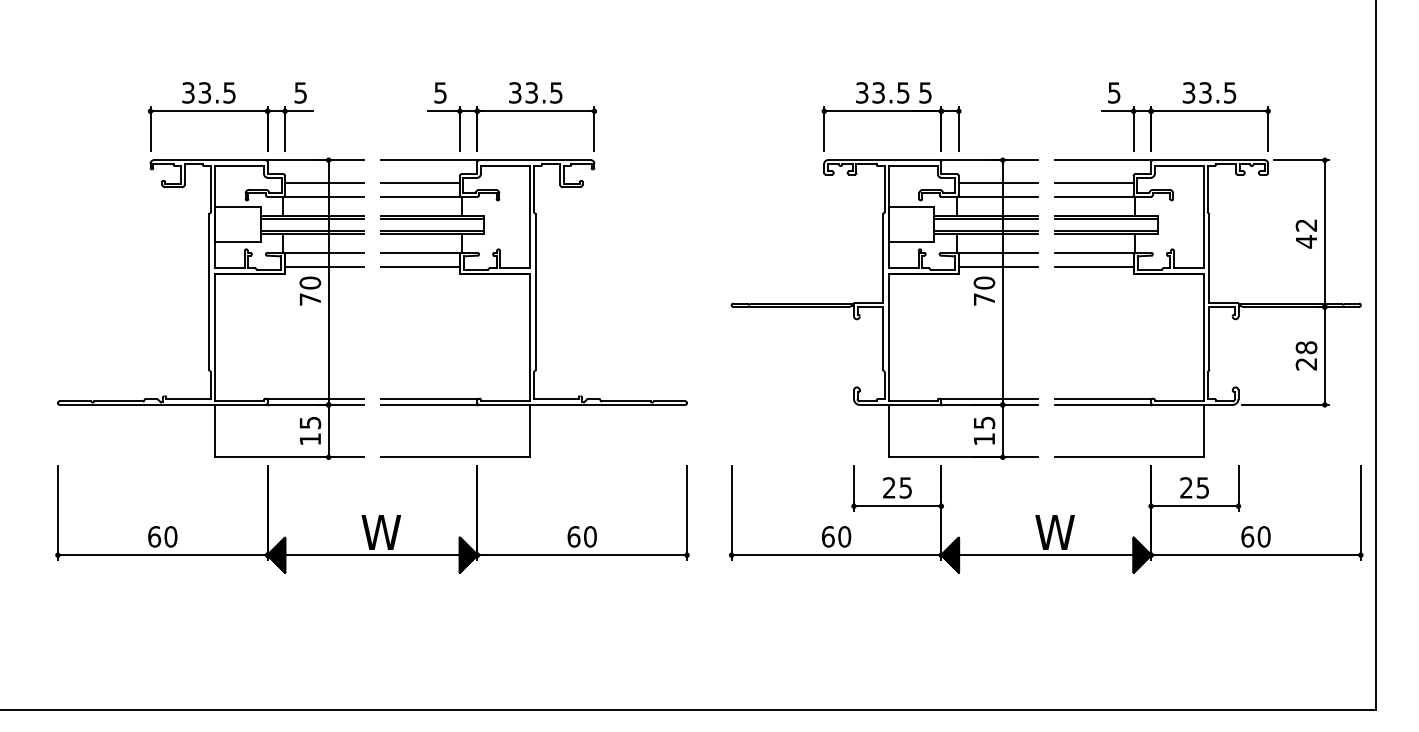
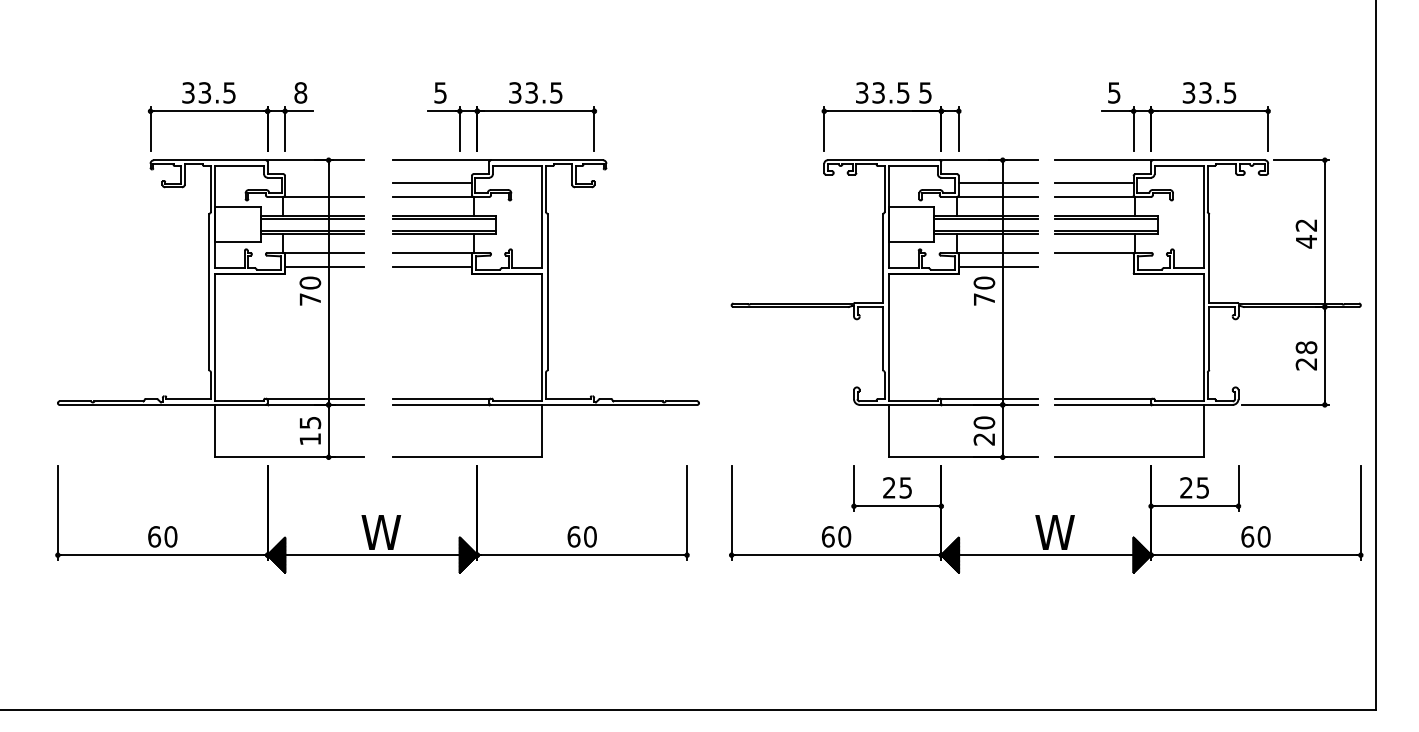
text: 5 -> 8 (300, 92)
line: present -> none (324, 182)
line: present -> none (1093, 266)
part position: (533, 308) -> (545, 308) (545, 308)
text: 15 -> 20 (984, 430)
